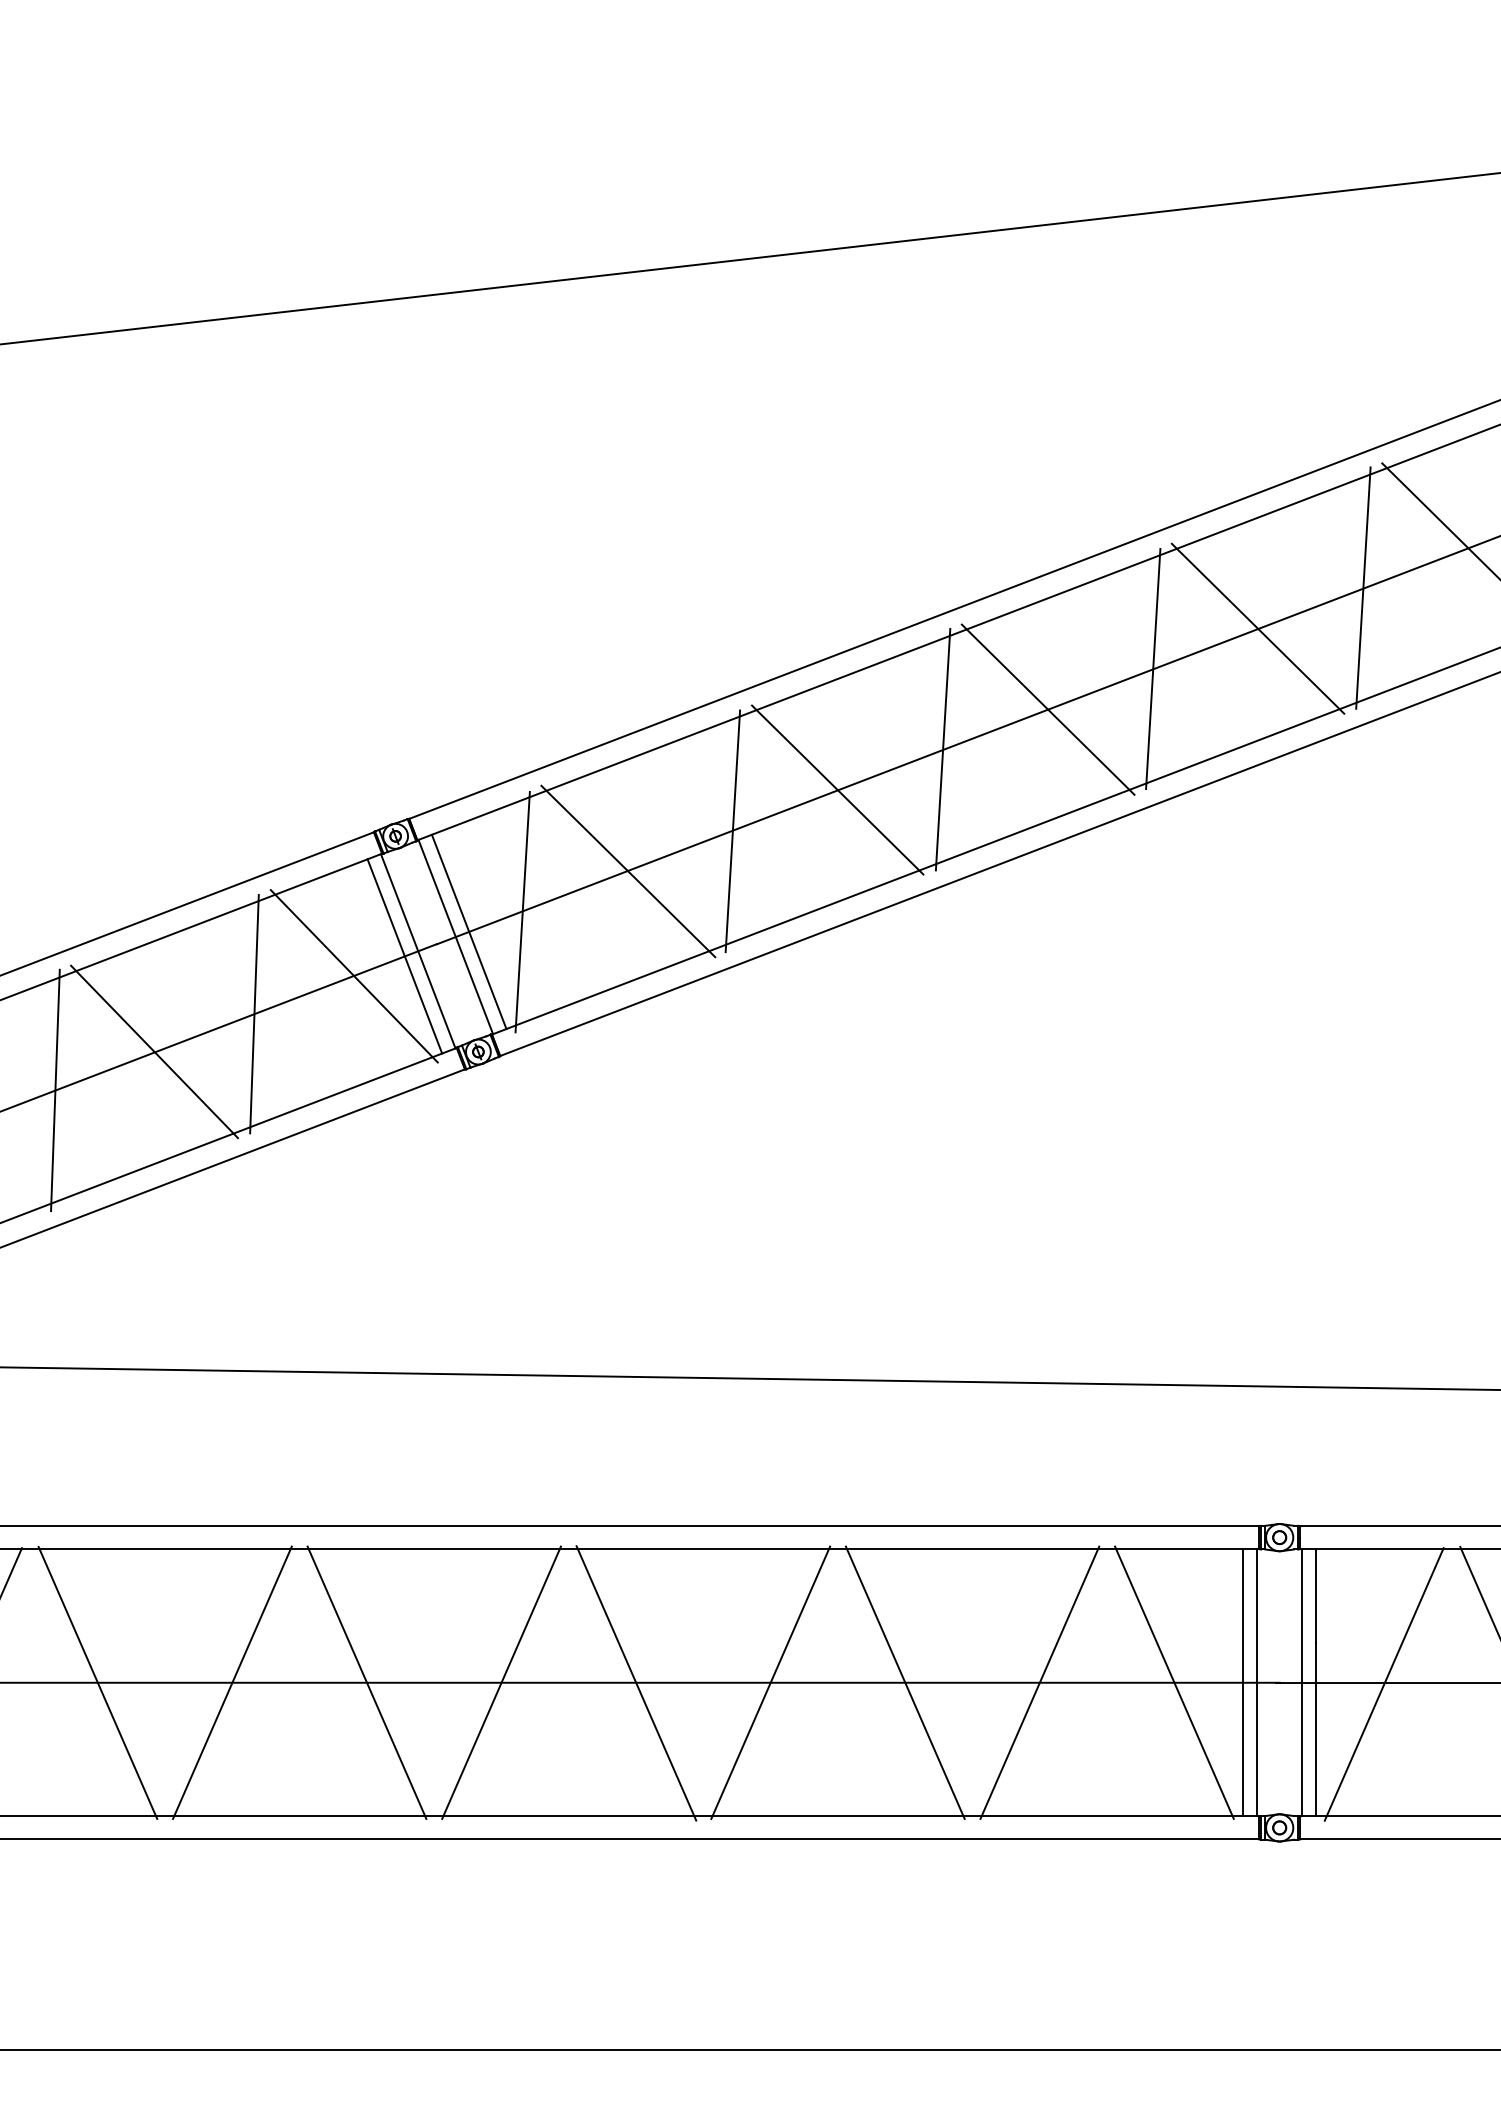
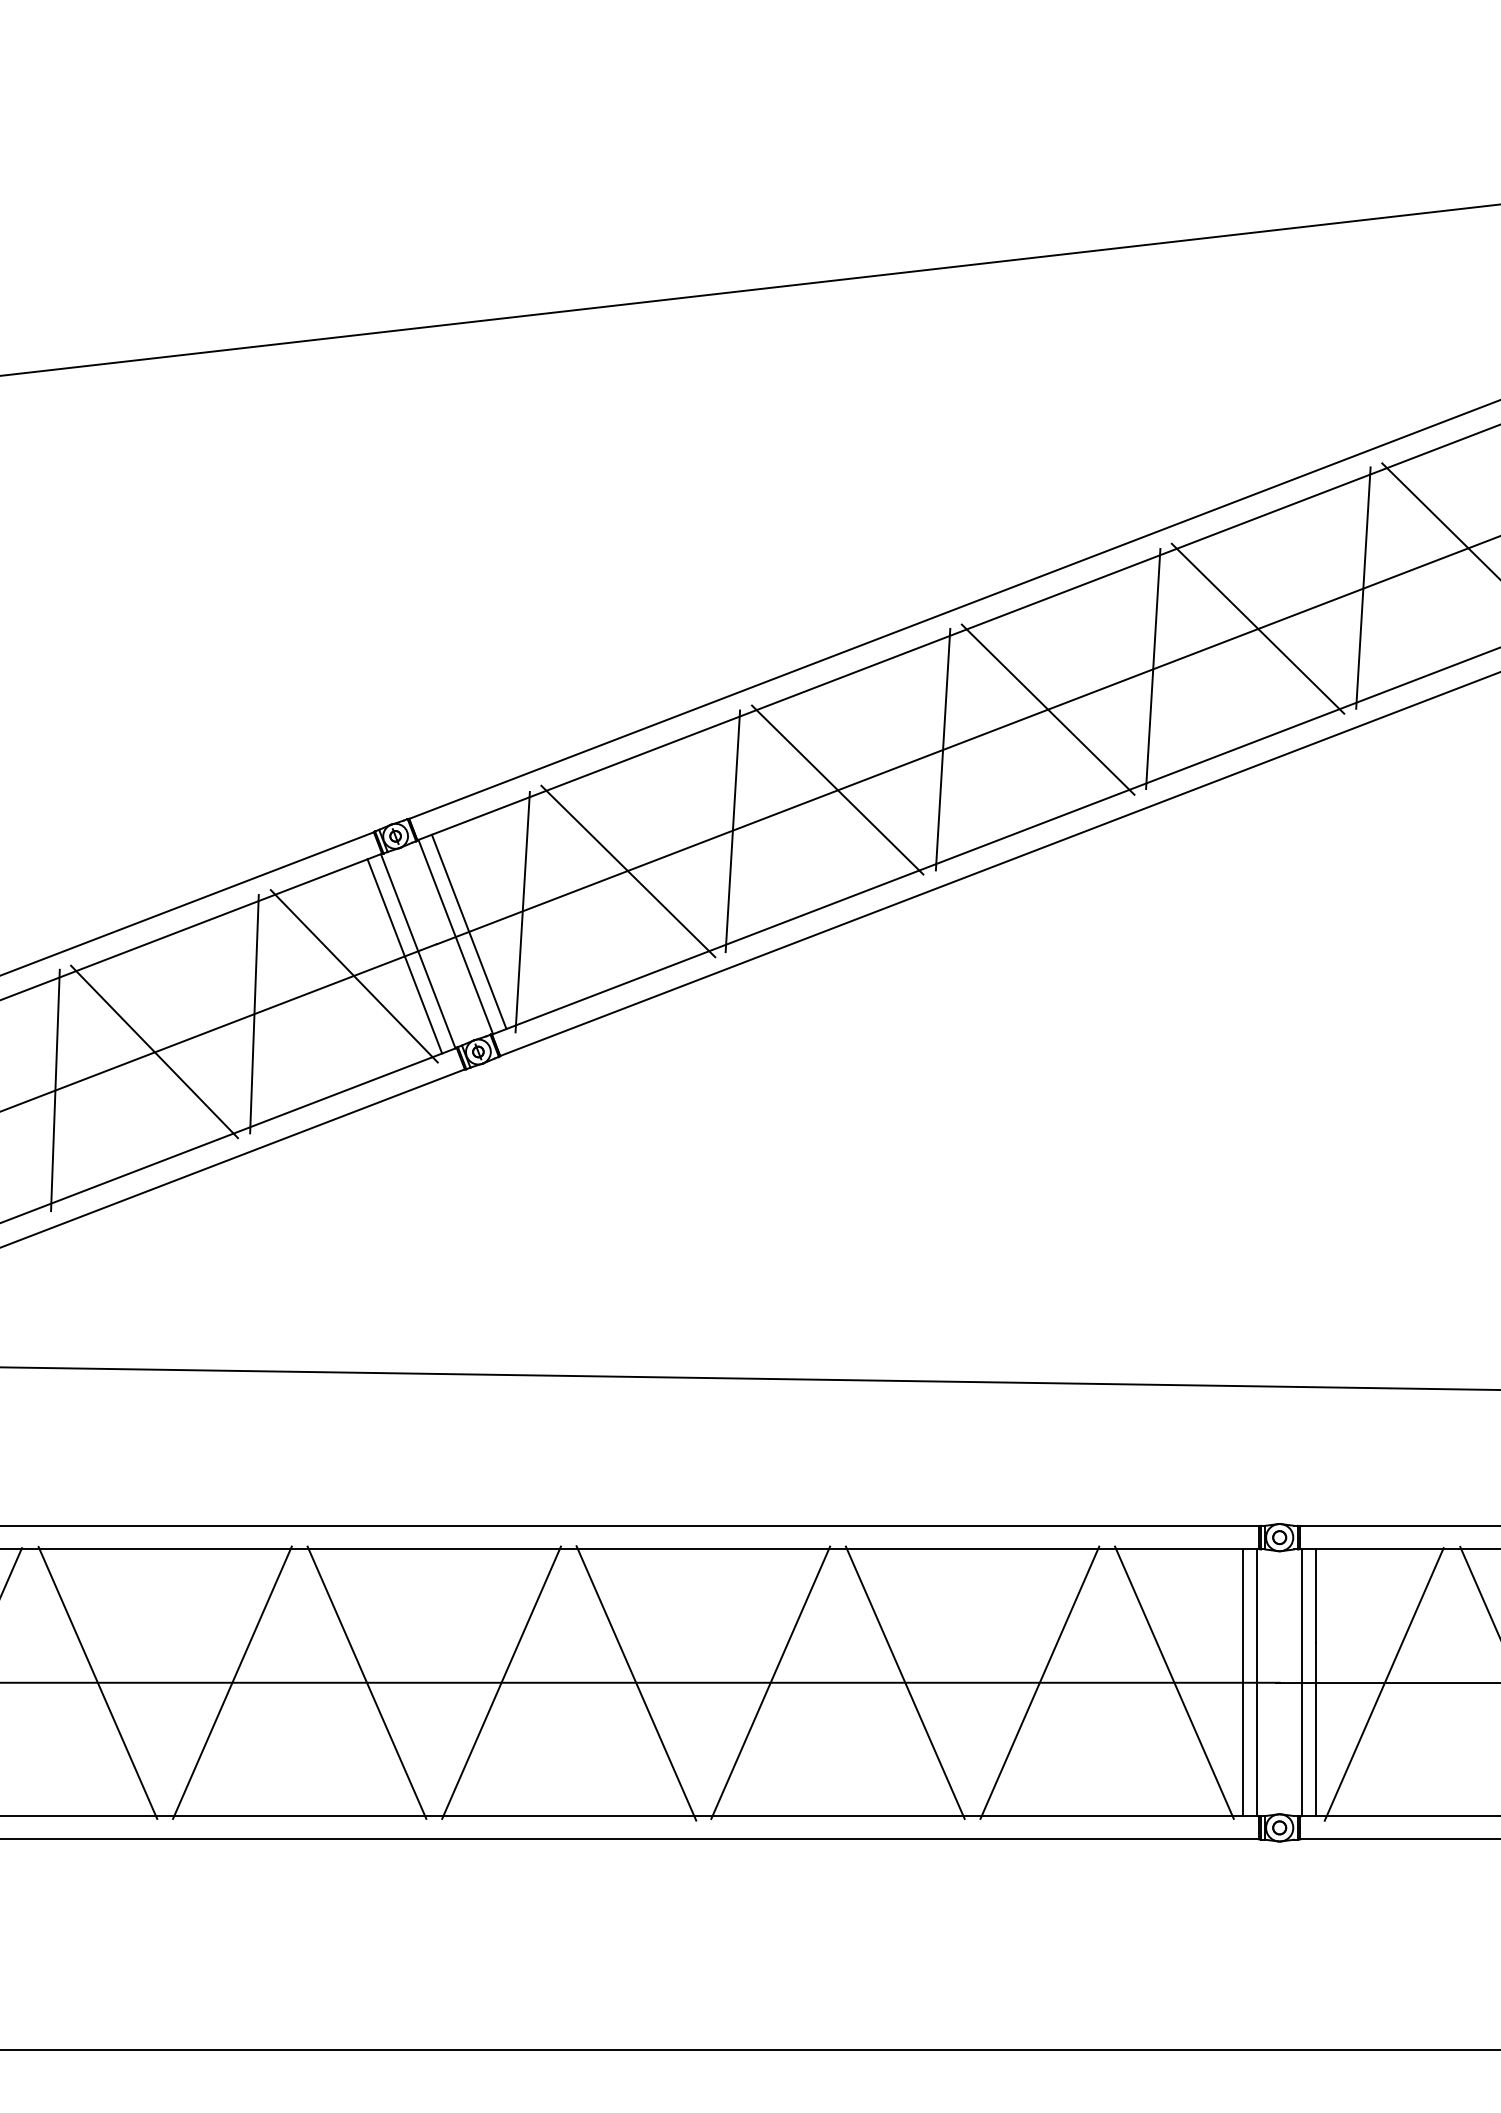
line position: (749, 258) -> (749, 289) (749, 289)
